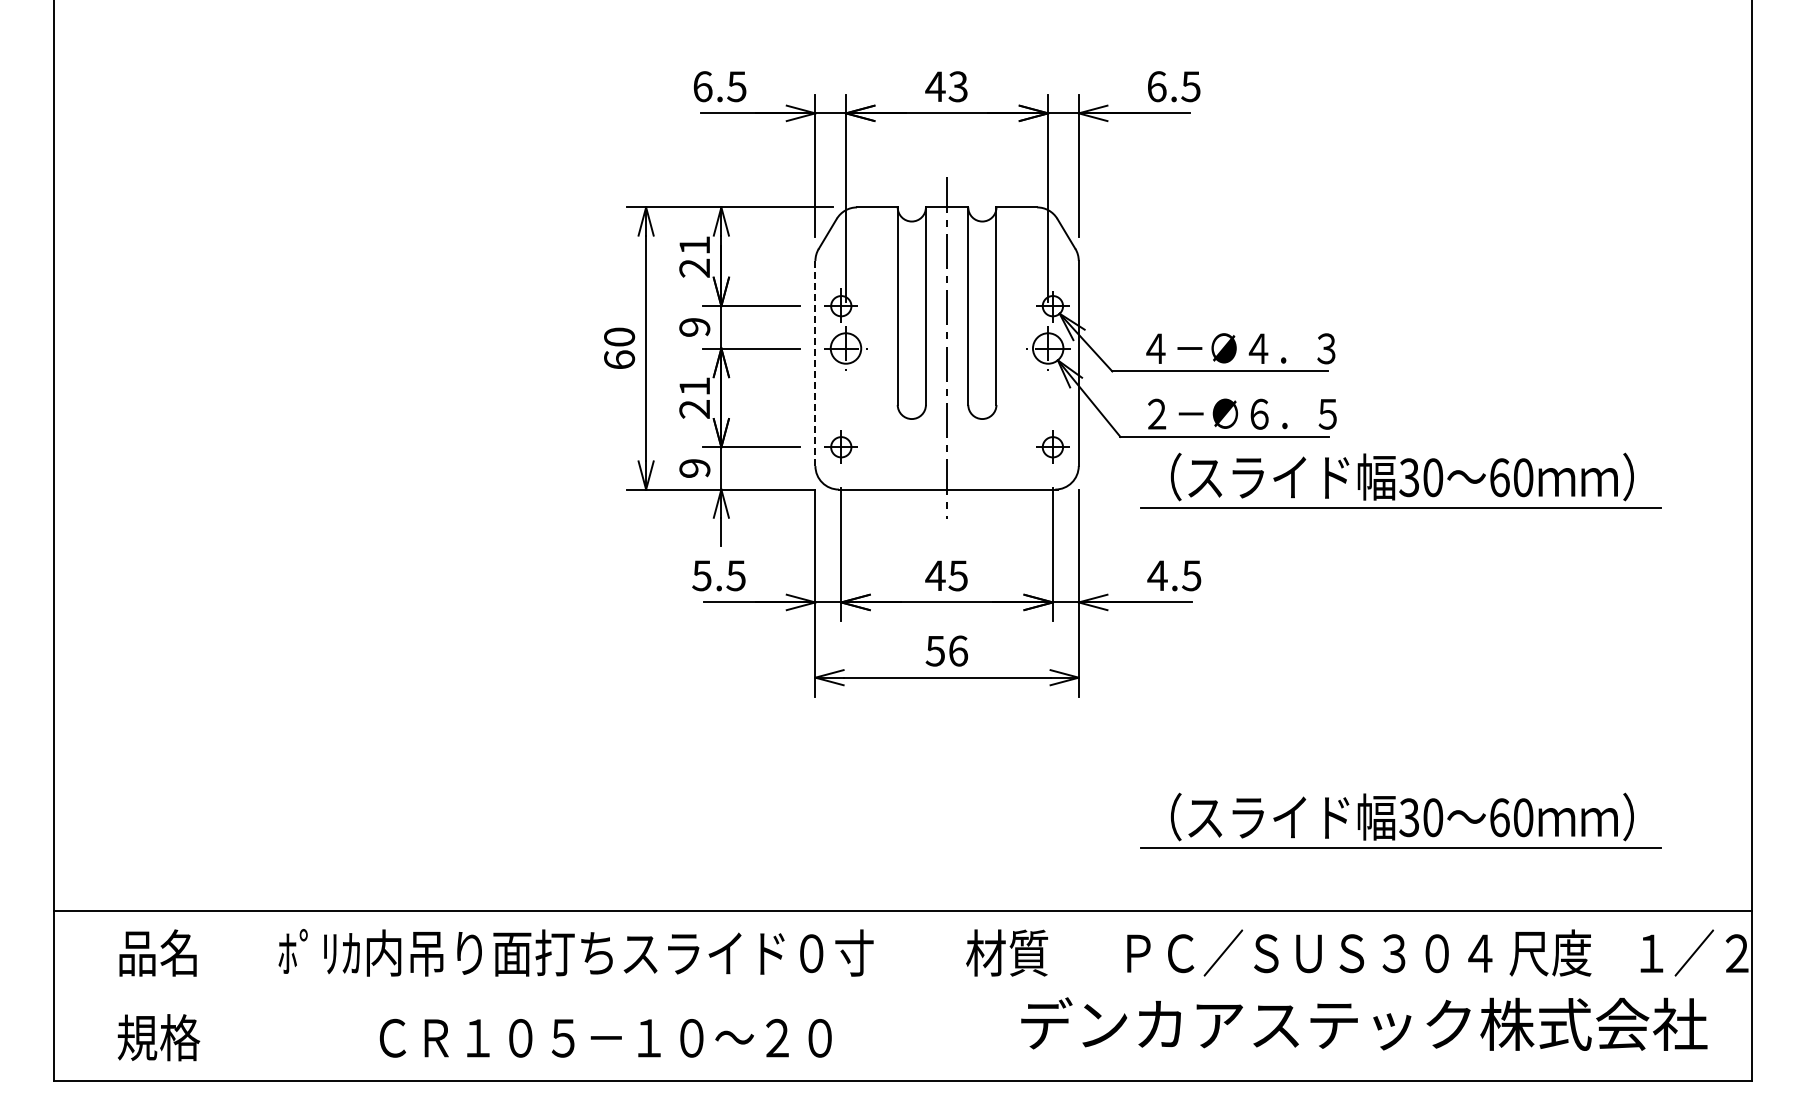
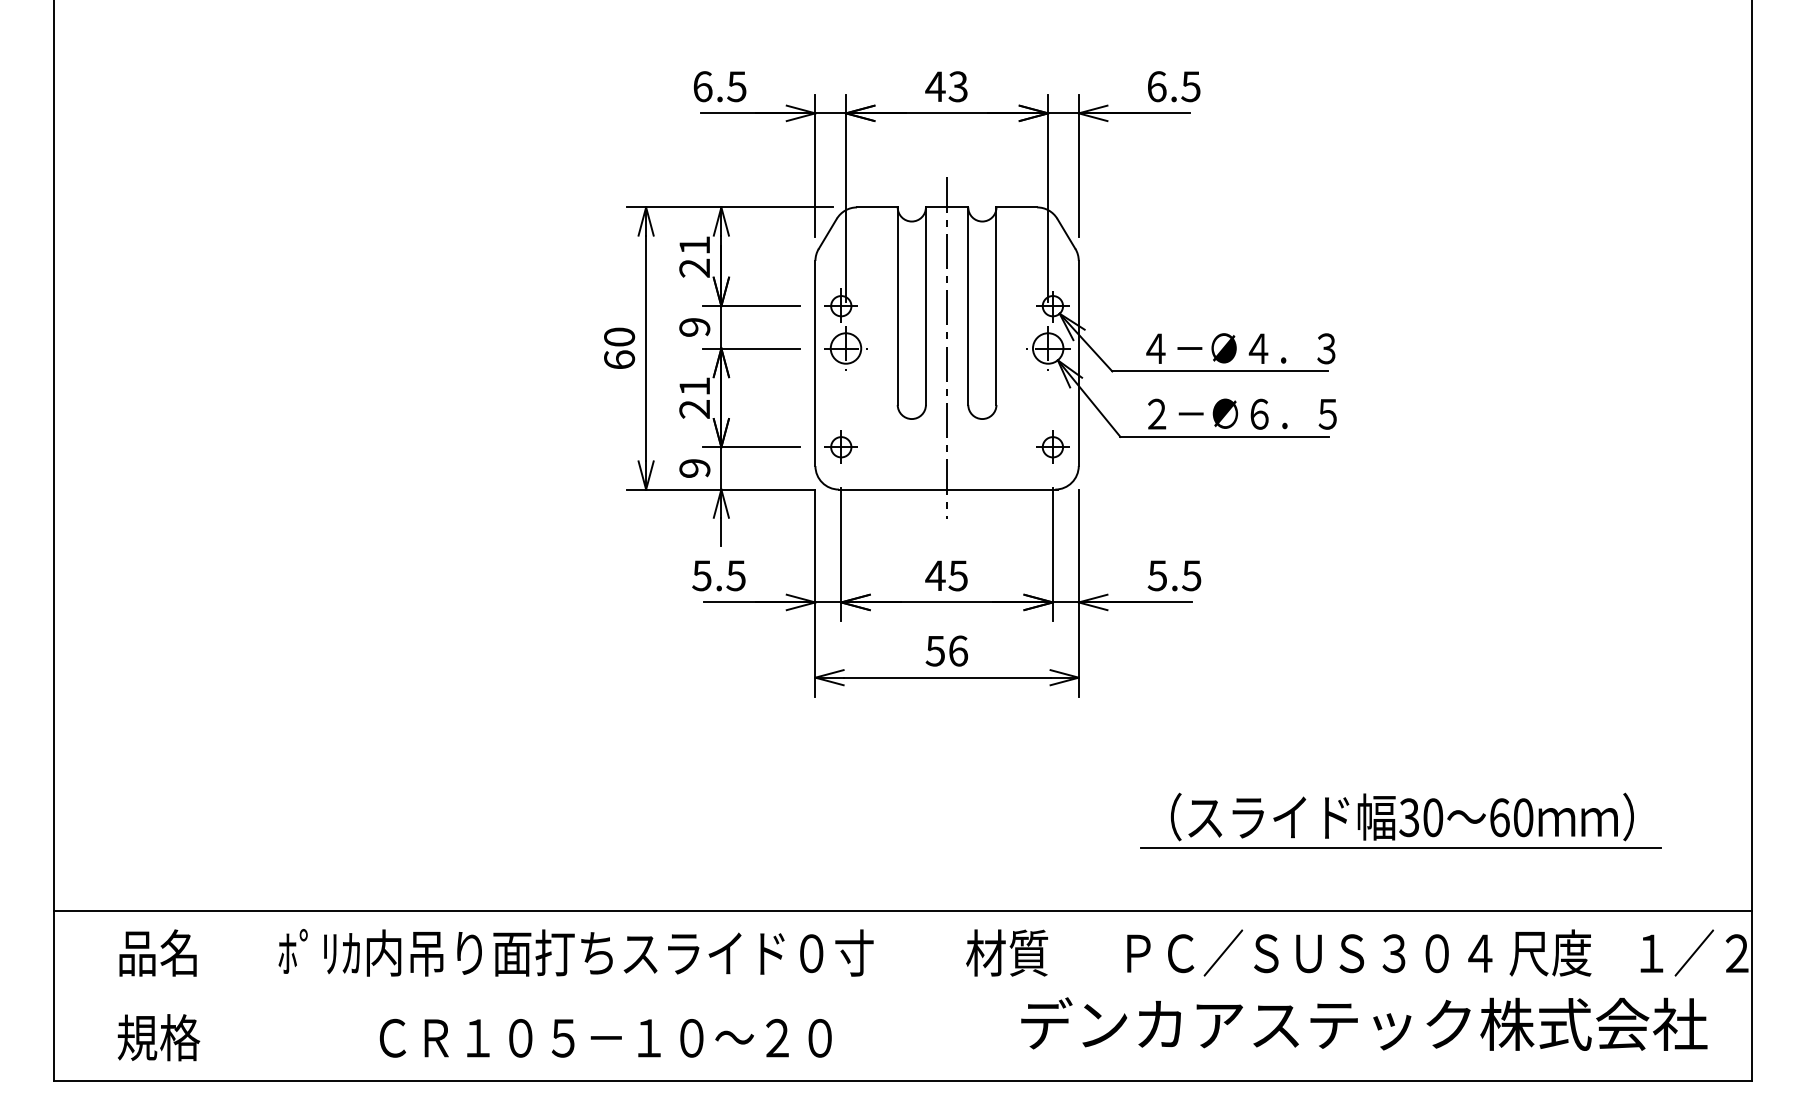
line: dashed -> solid (815, 363)
part: present -> none (1400, 480)
text: 4.5 -> 5.5 (1157, 575)
